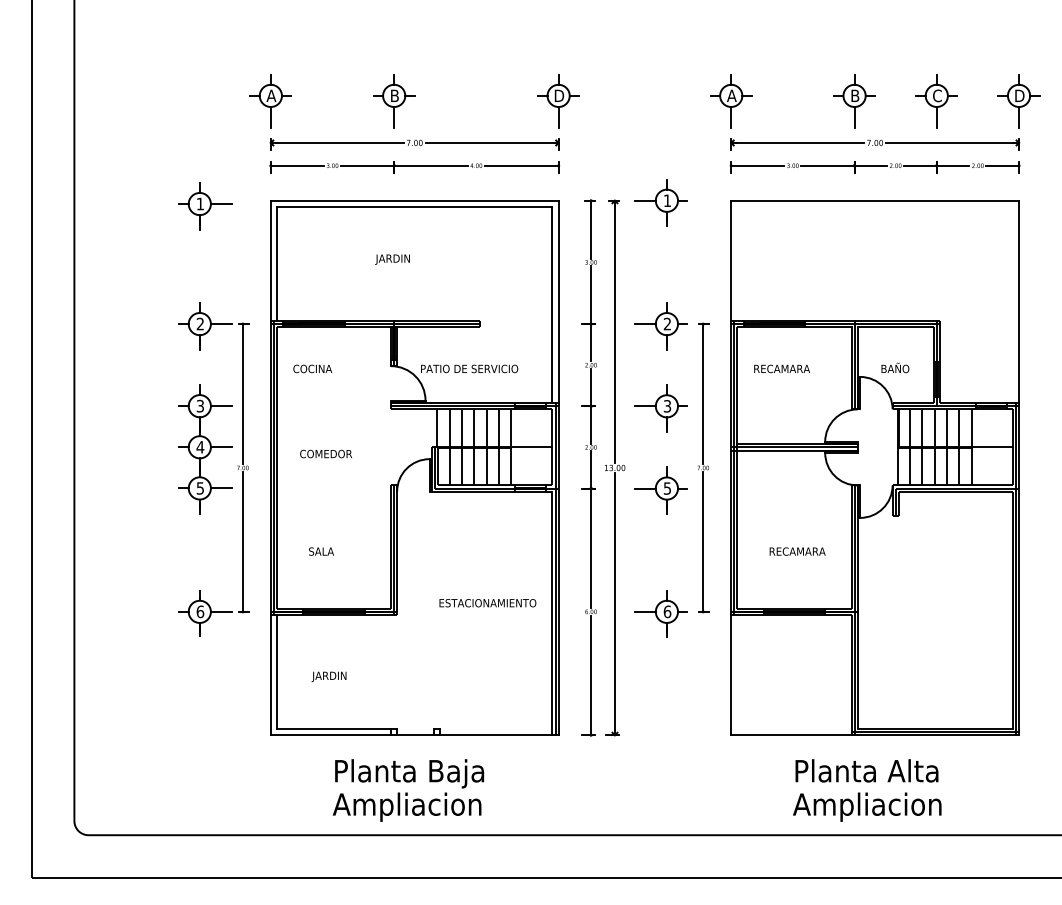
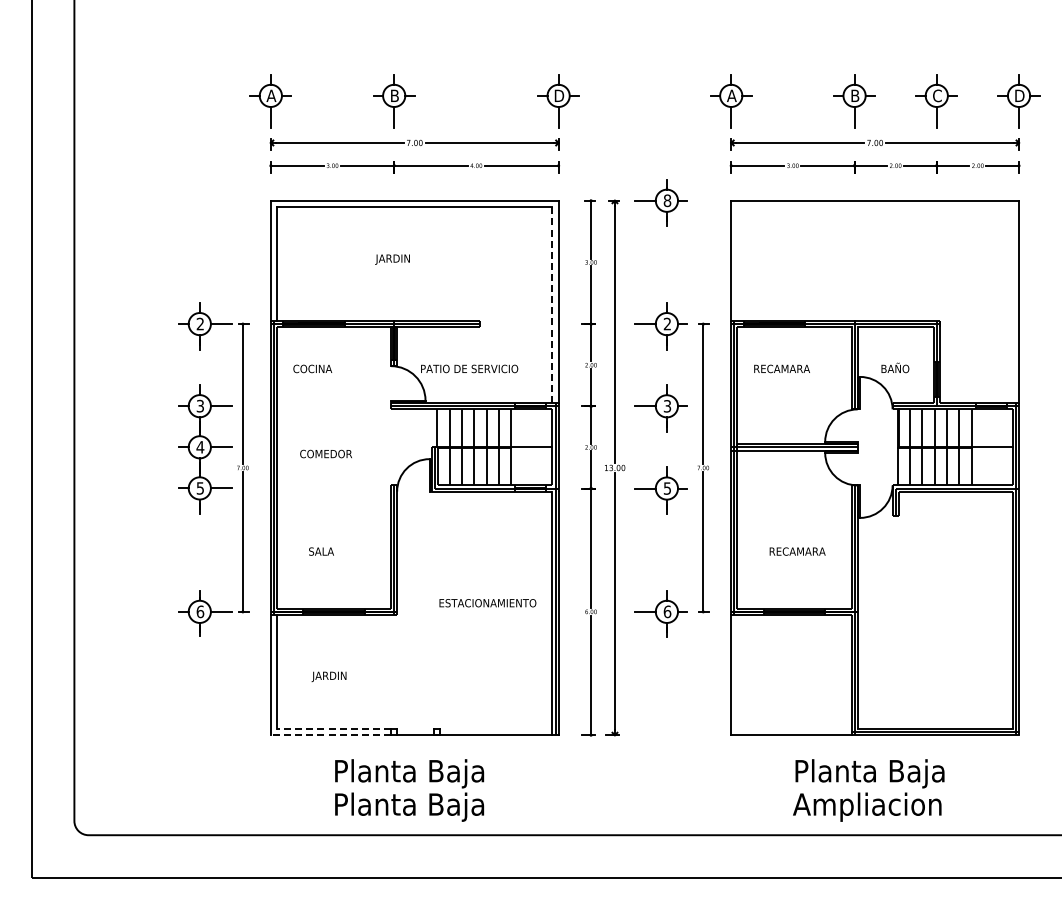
text: 1 -> 8 (667, 200)
part: present -> none (205, 206)
line: solid -> dashed (552, 304)
line: solid -> dashed (333, 729)
line: solid -> dashed (330, 735)
text: Planta Alta -> Planta Baja (915, 773)
text: Ampliacion -> Planta Baja (408, 806)
